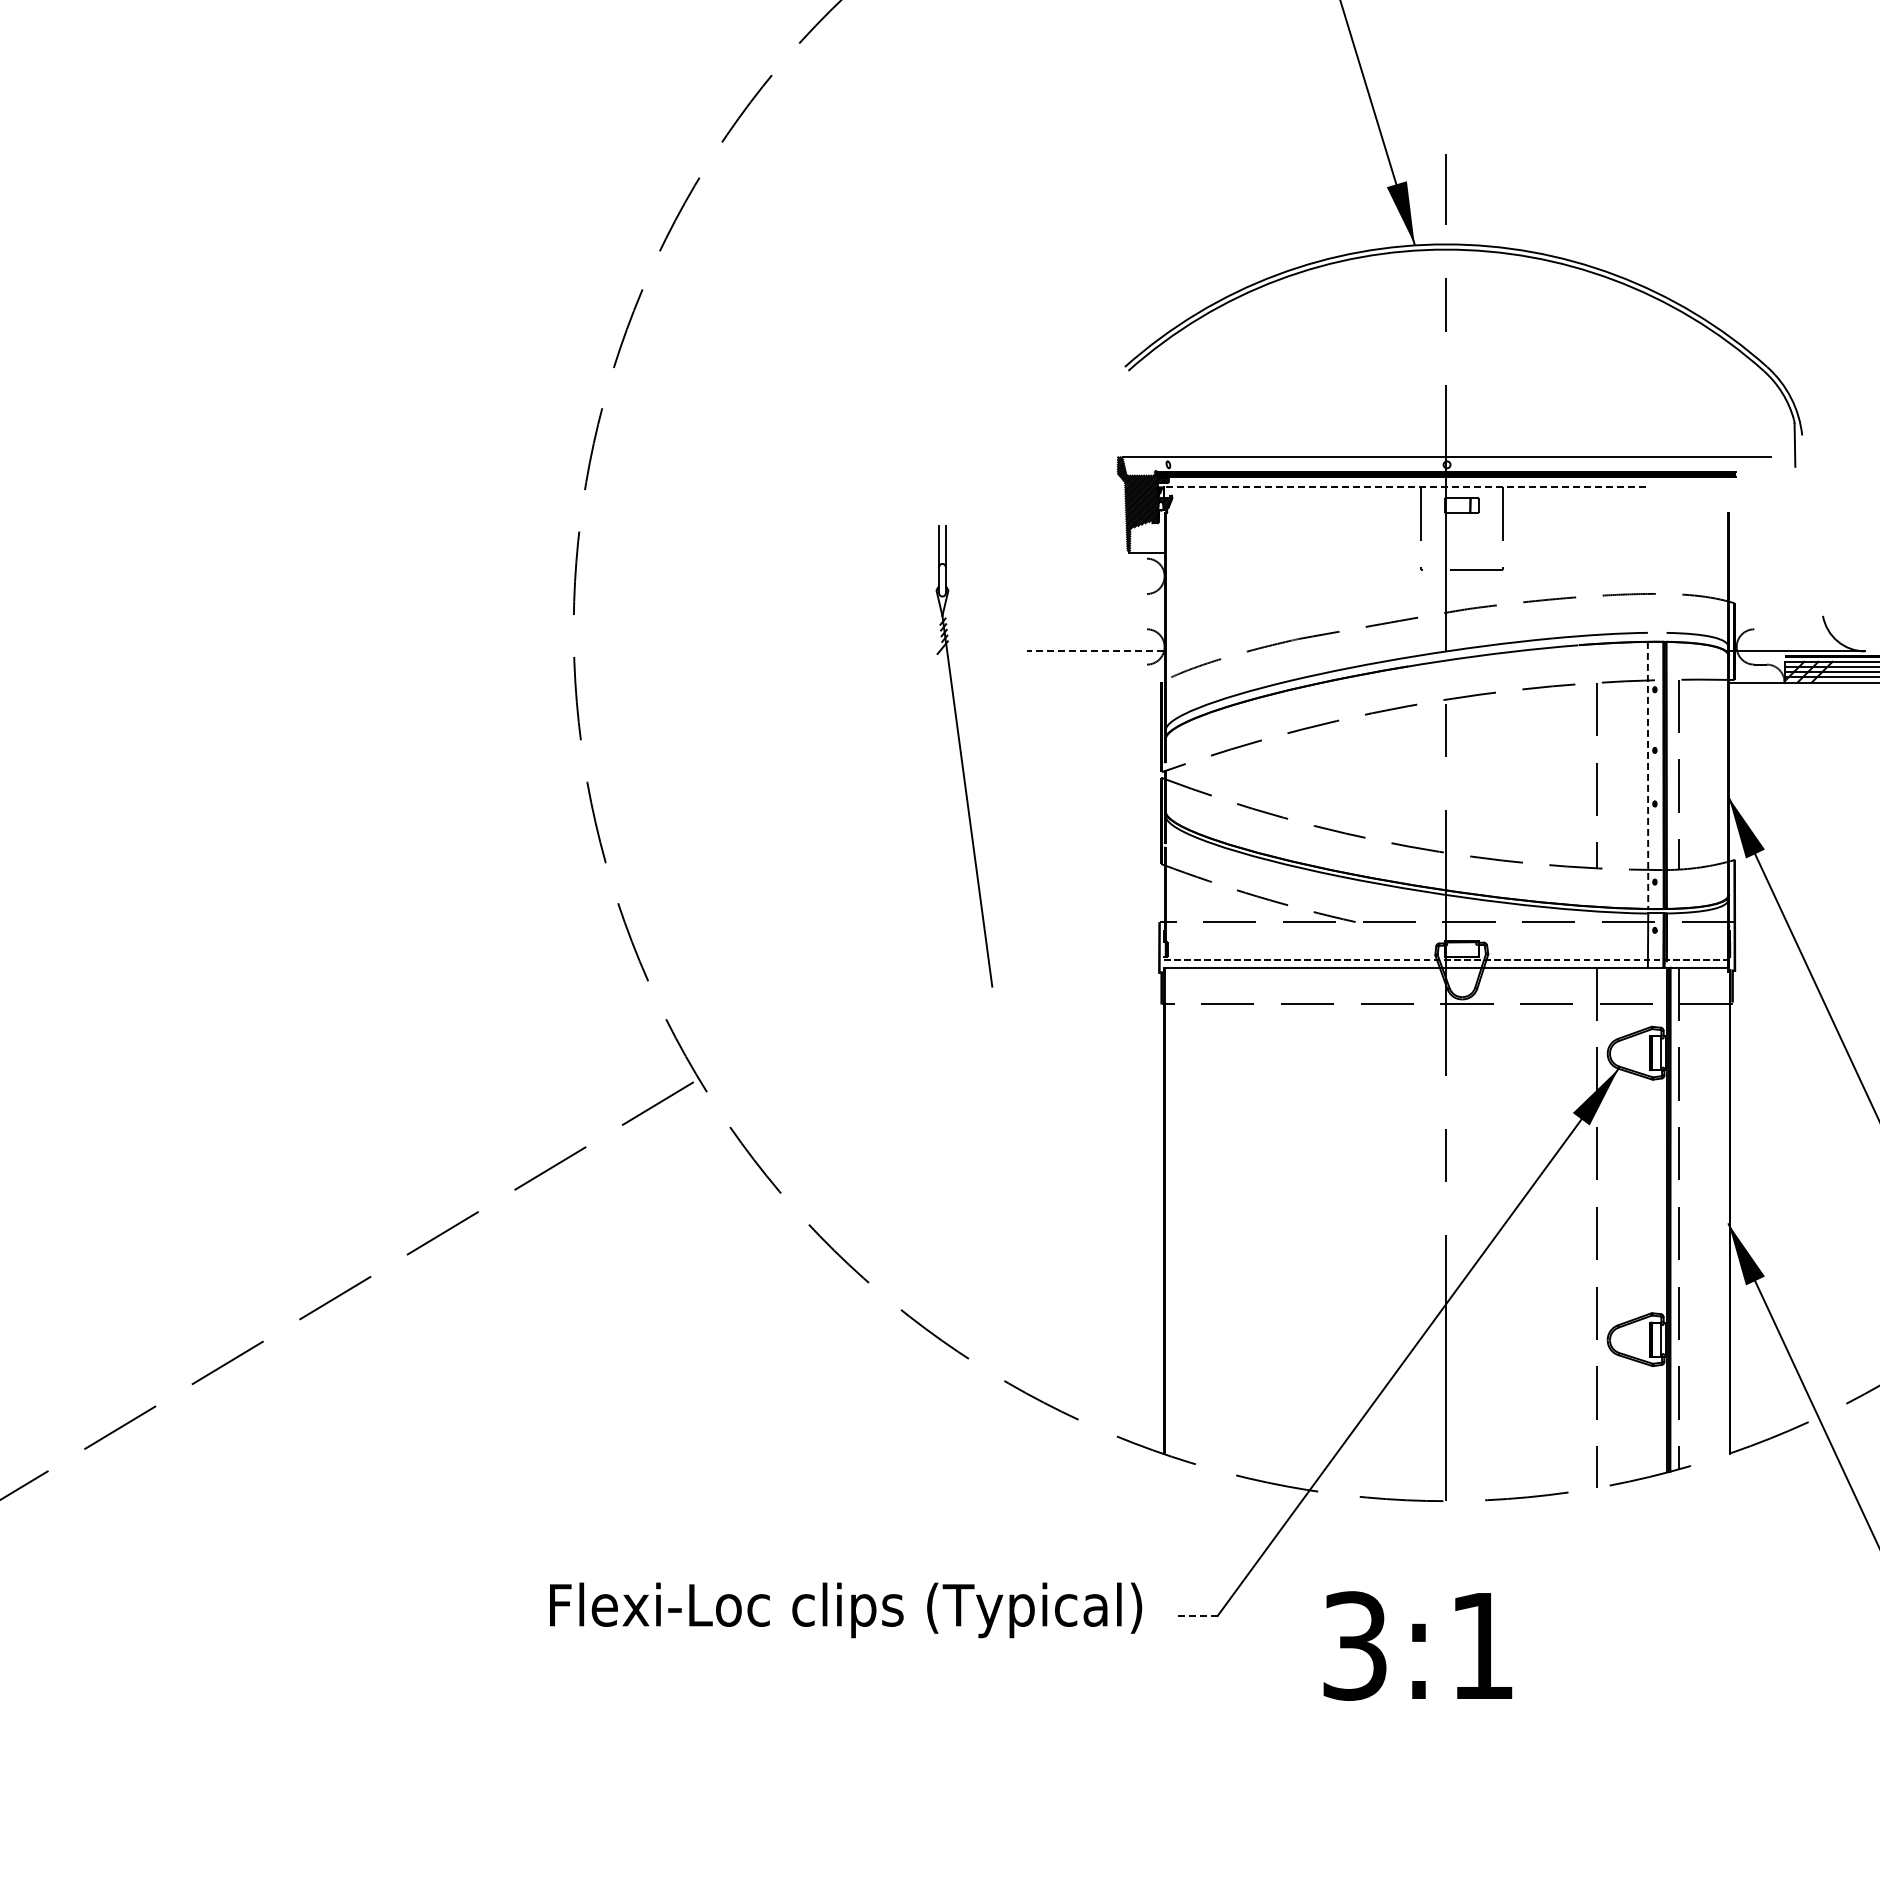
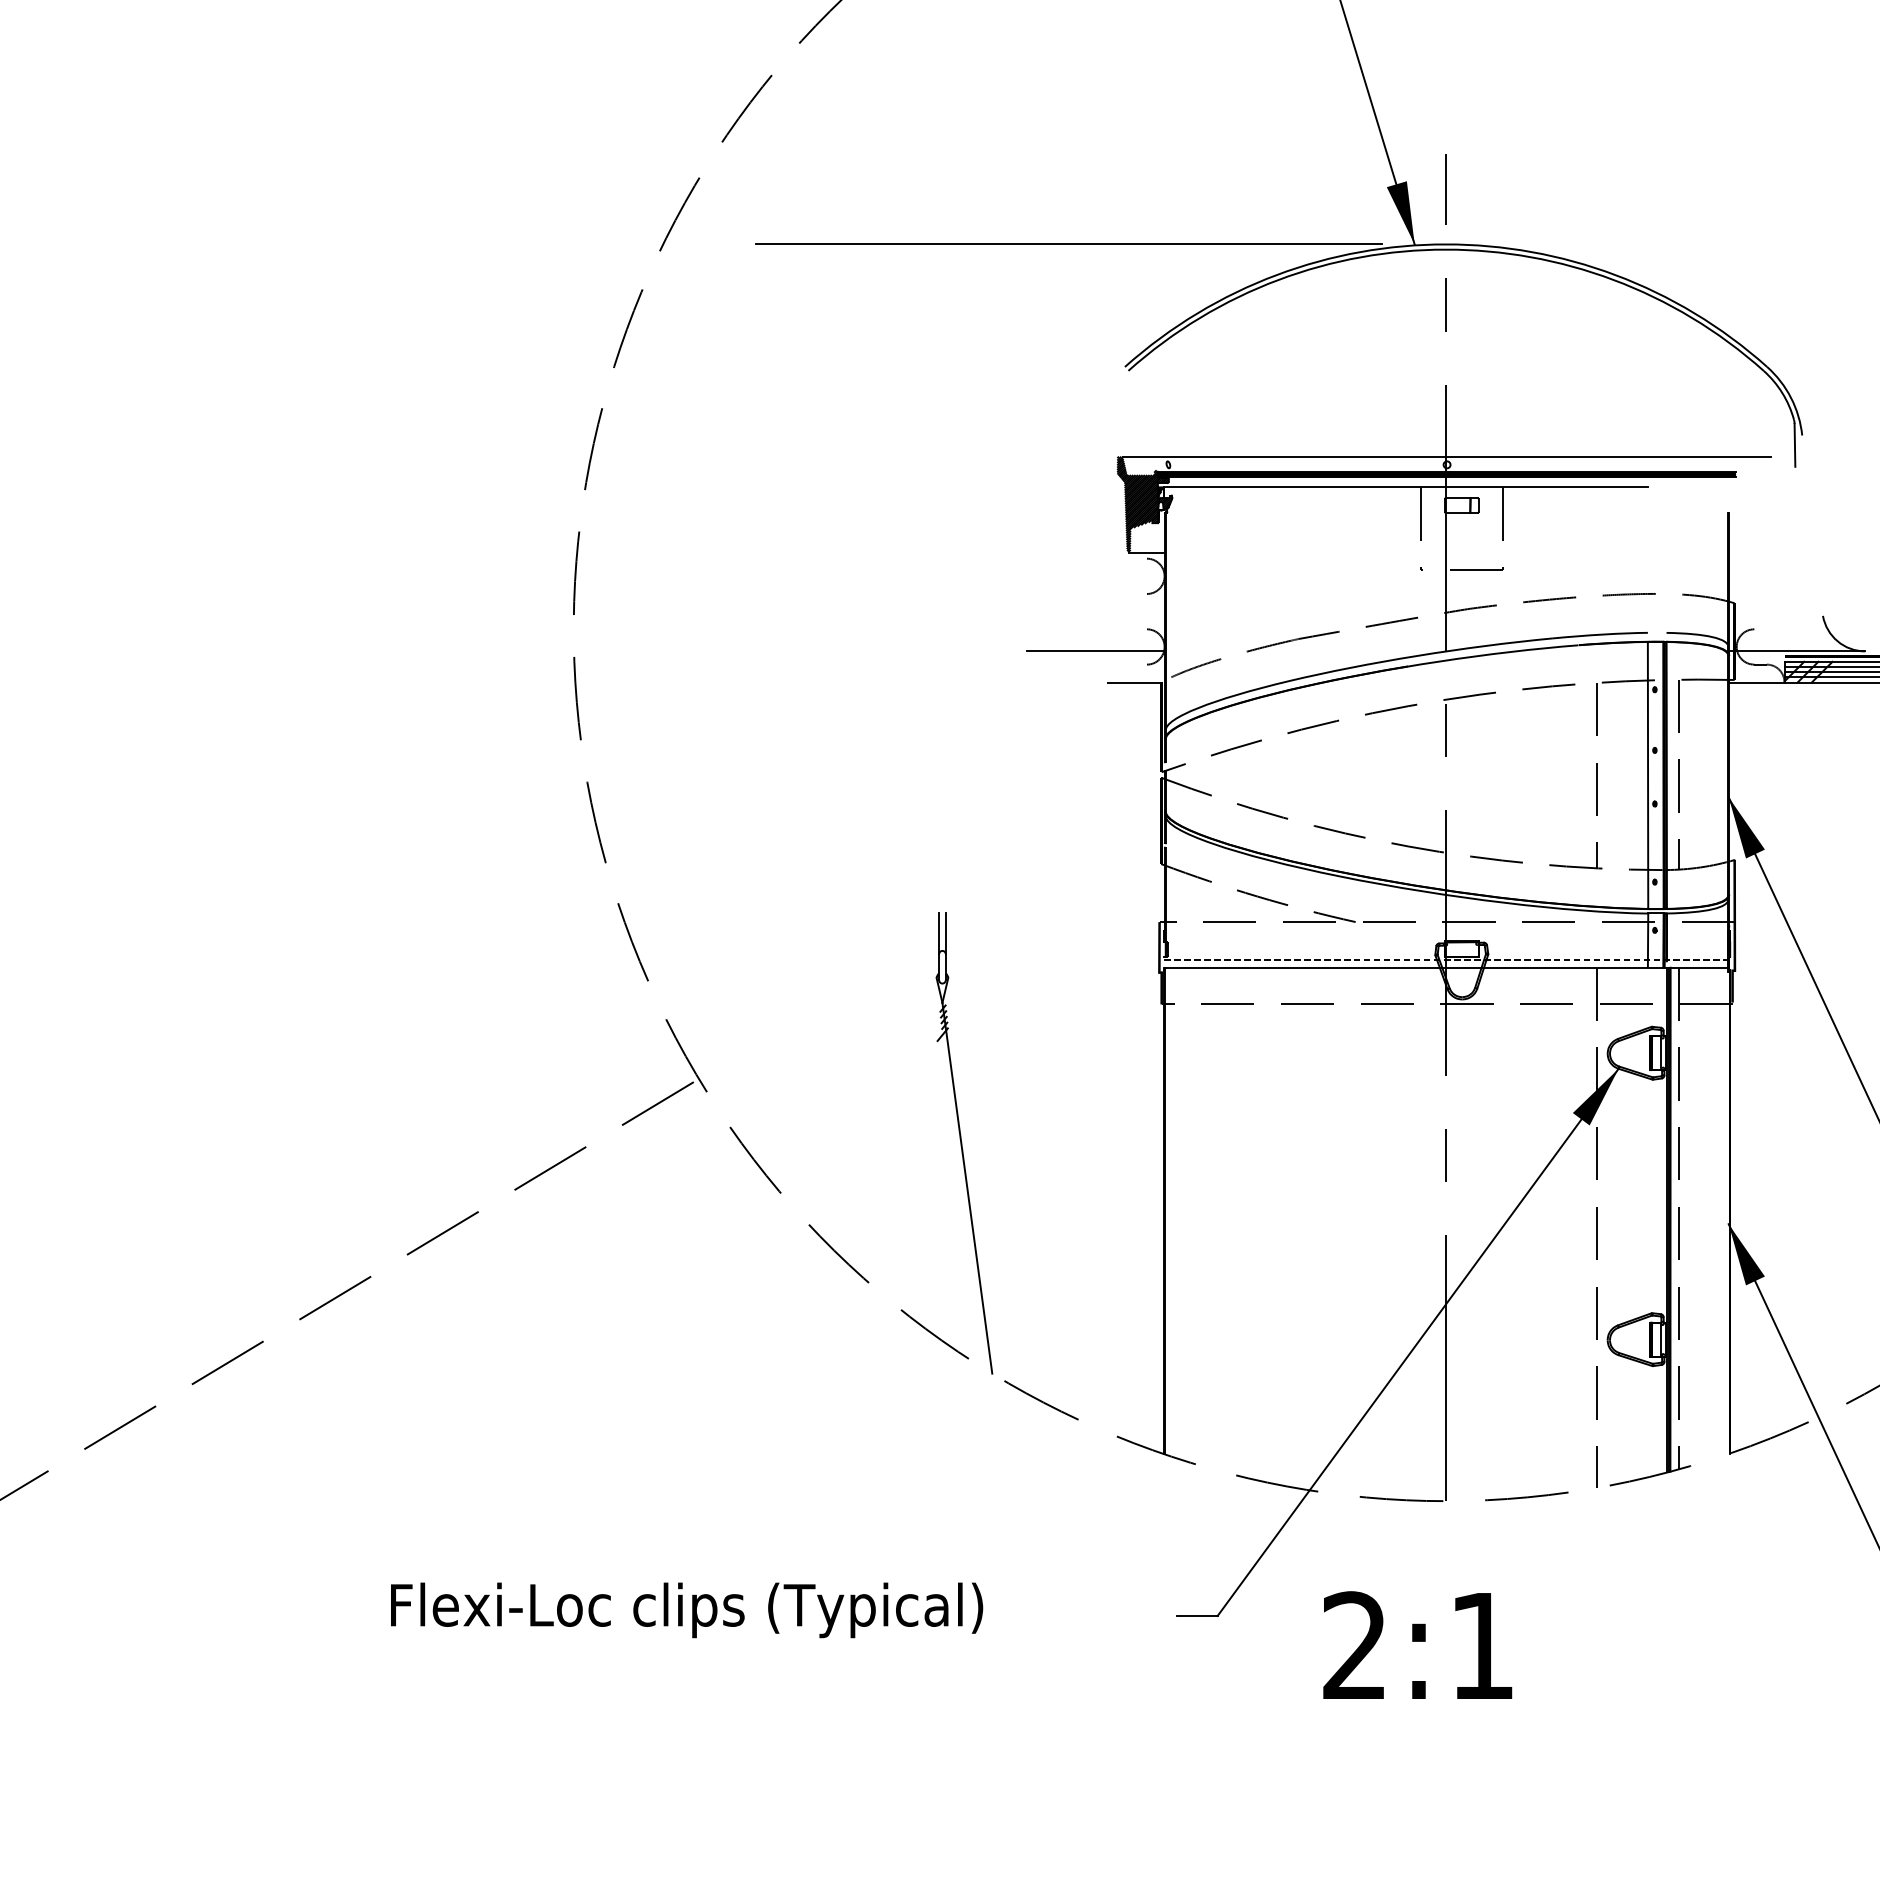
line: none -> present (1068, 244)
line: dashed -> solid (1407, 487)
line: dashed -> solid (1095, 651)
line: none -> present (1134, 682)
part position: (964, 756) -> (964, 1143) (964, 1143)
line: dashed -> solid (1648, 775)
text position: (846, 1610) -> (687, 1610) (687, 1610)
line: dashed -> solid (1196, 1615)
text: 3:1 -> 2:1 (1354, 1645)
